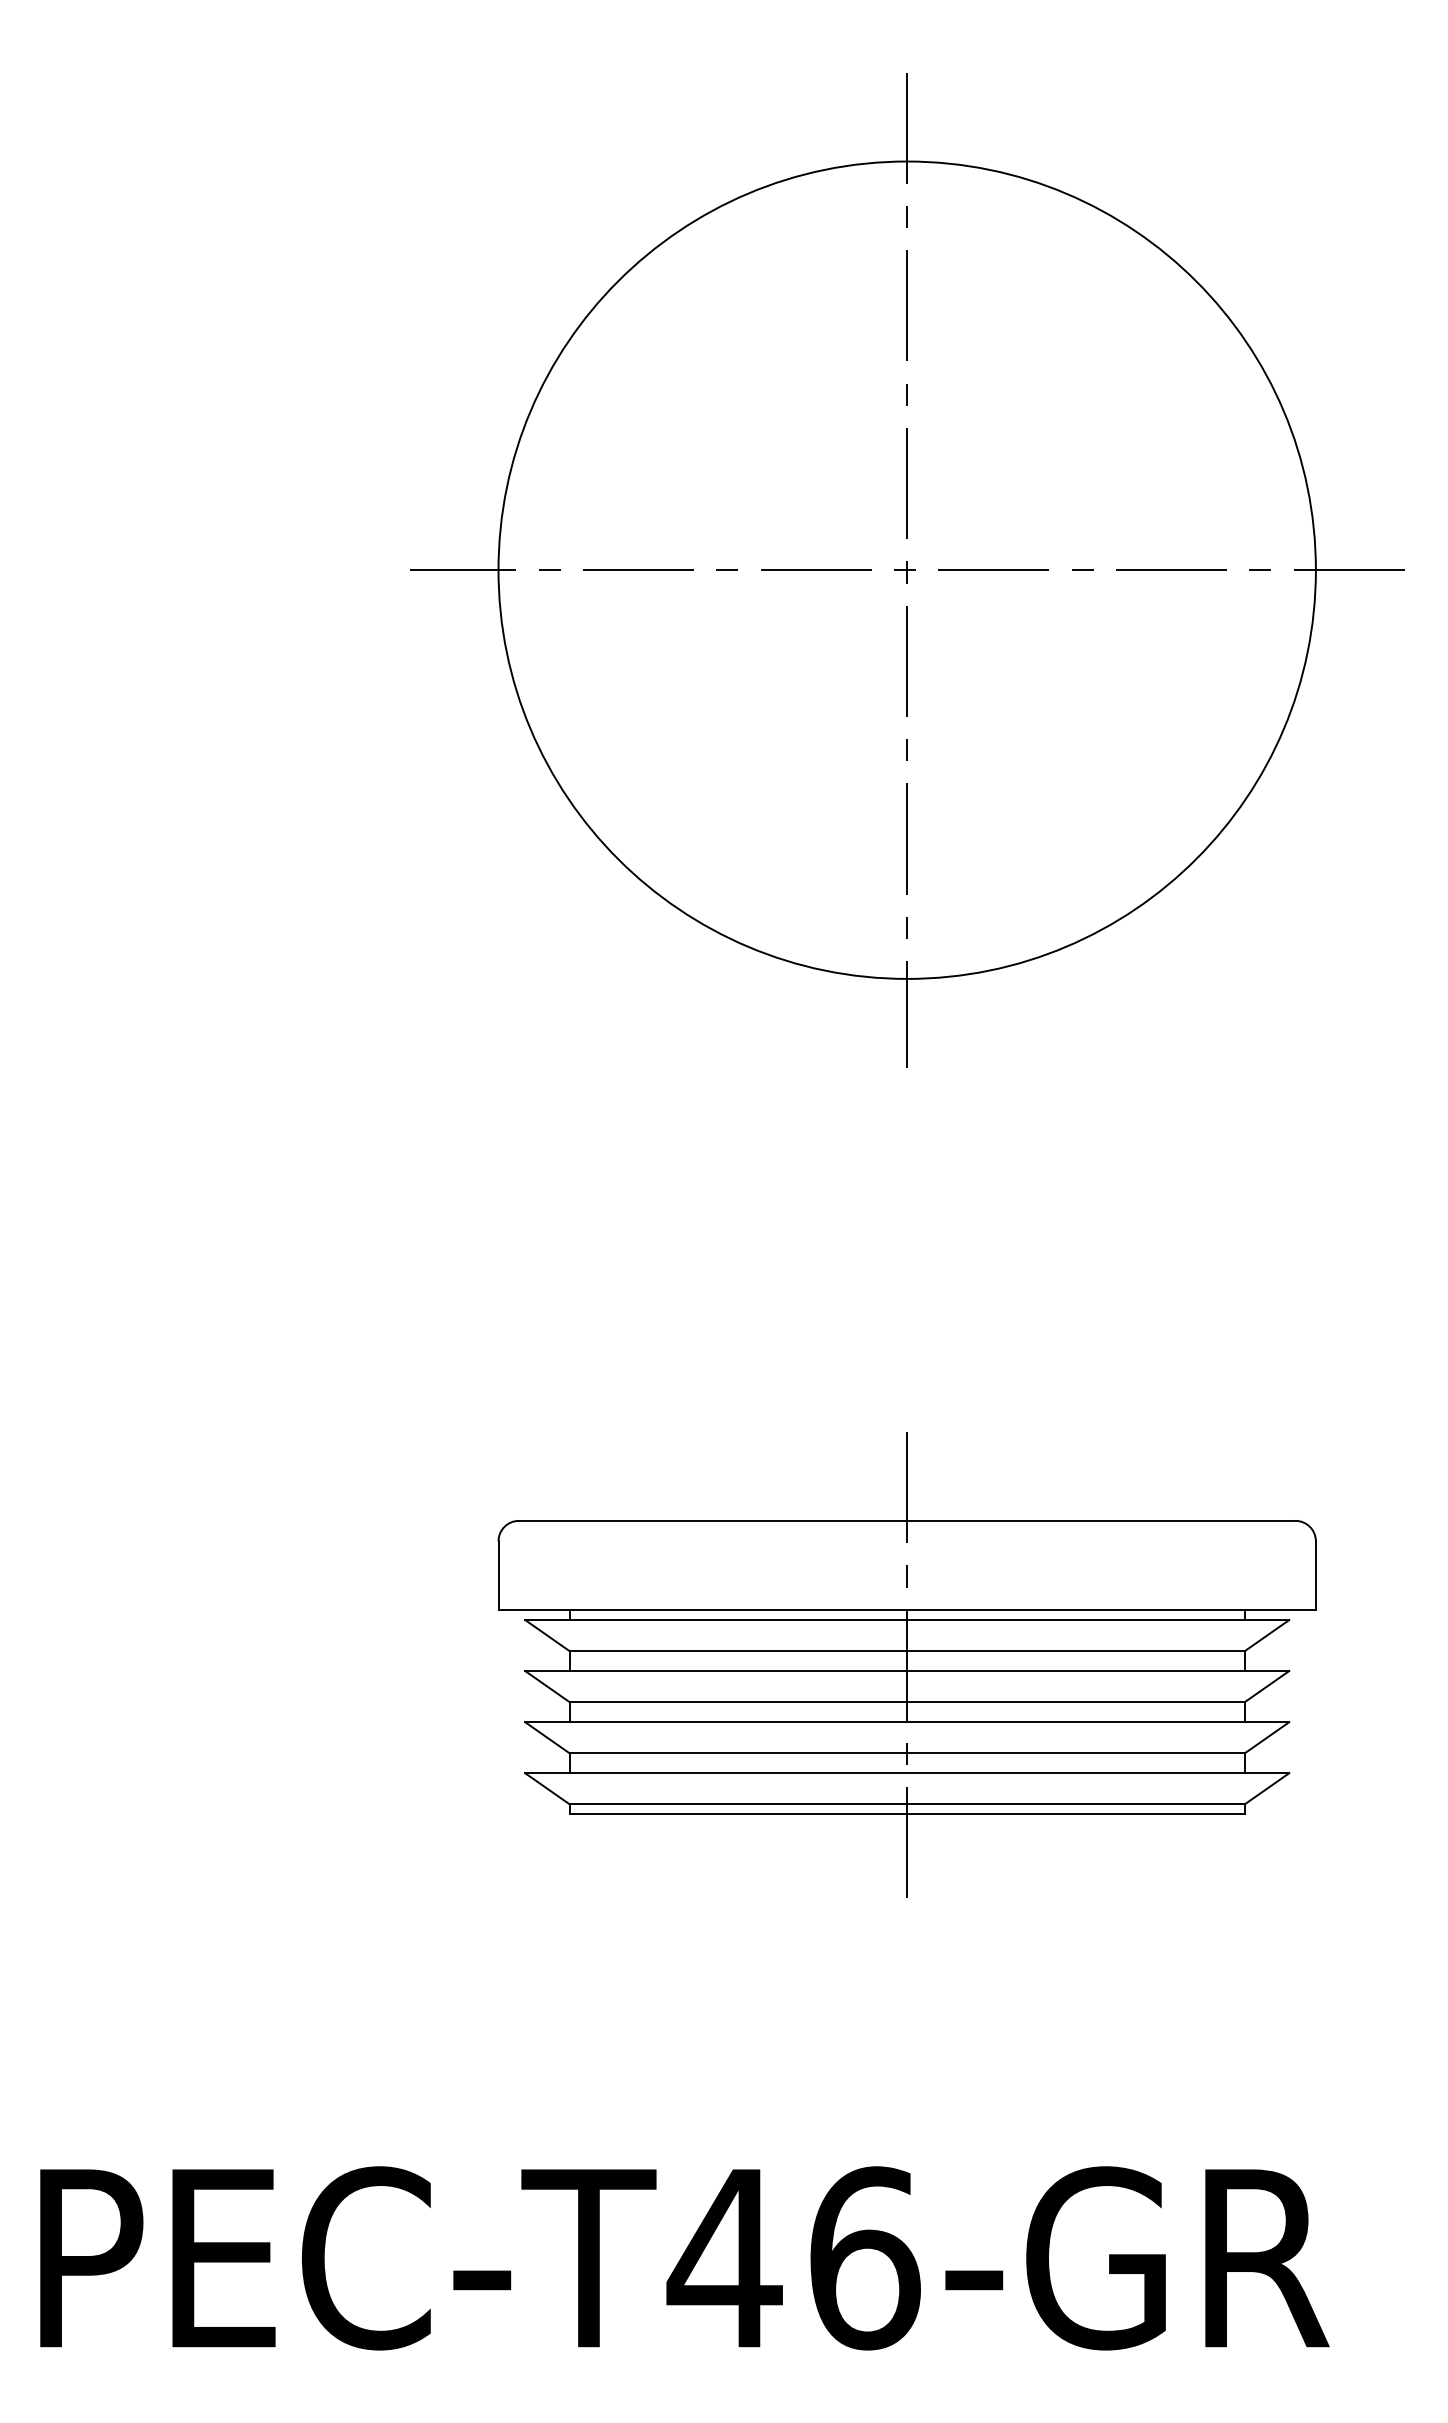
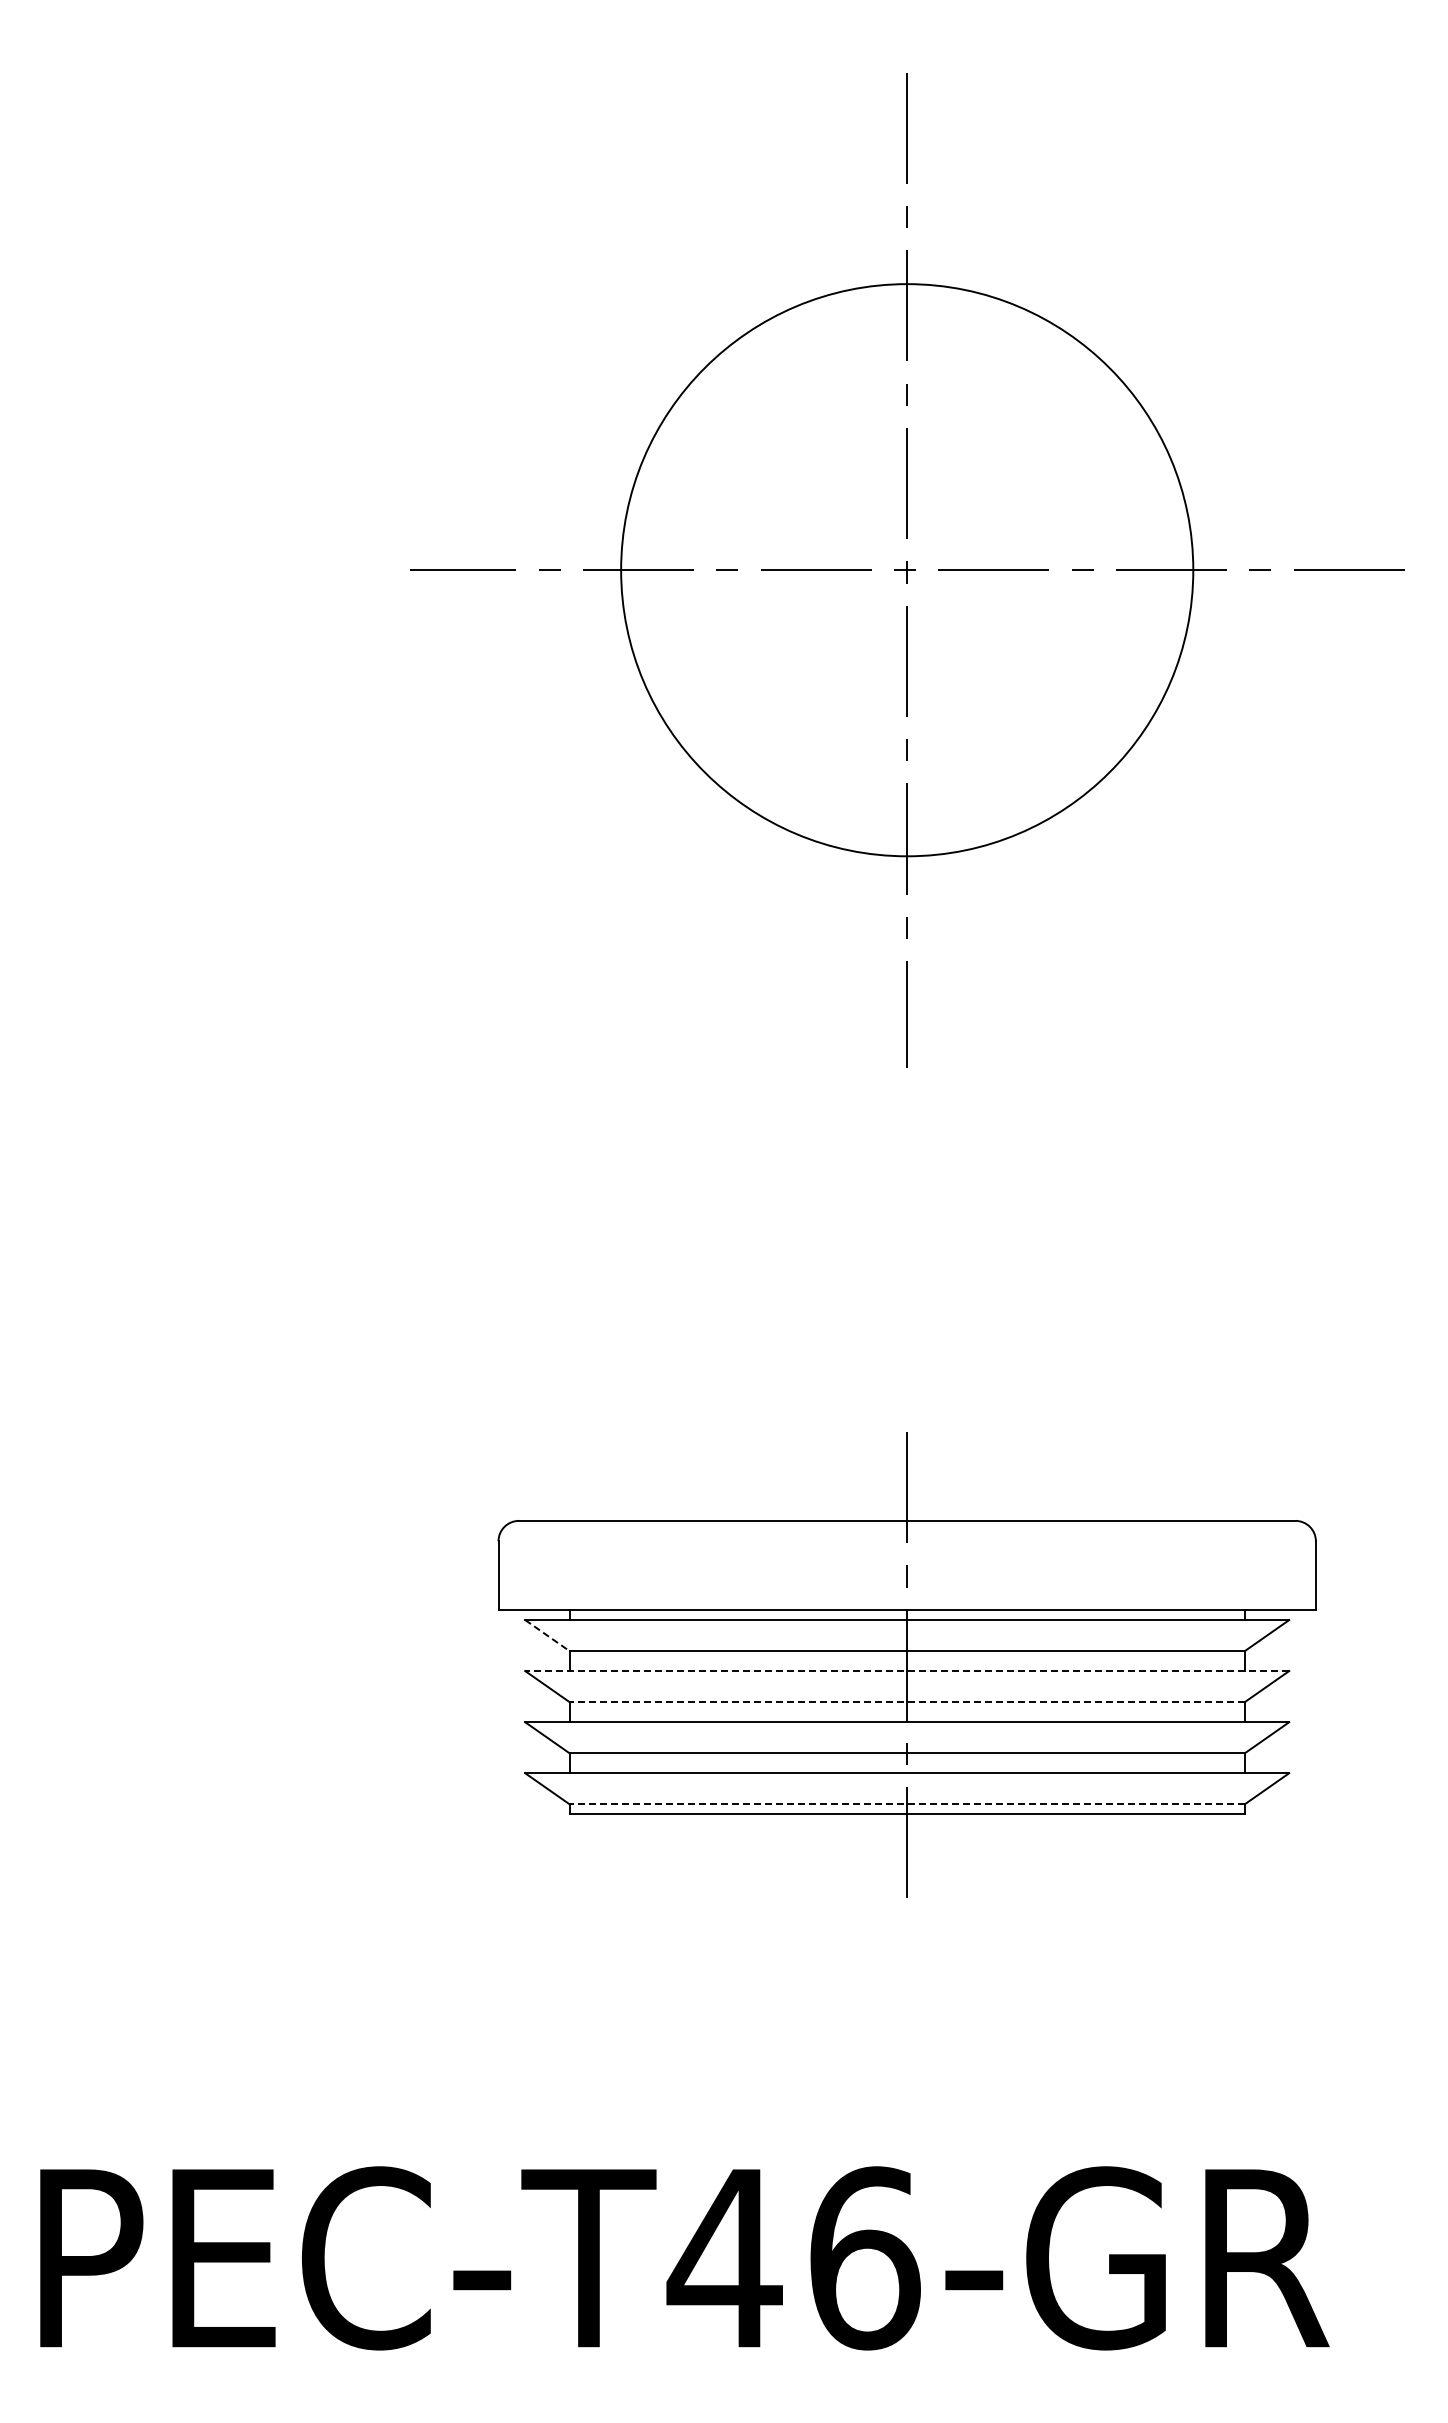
circle diameter: 817 px -> 572 px (907, 570)
line: solid -> dashed (547, 1635)
line: solid -> dashed (906, 1671)
line: solid -> dashed (907, 1702)
line: solid -> dashed (907, 1804)
